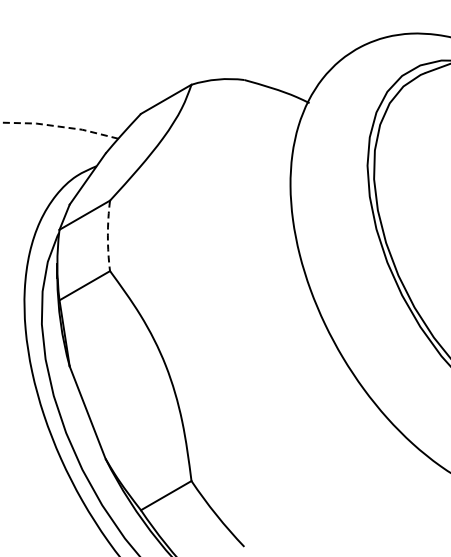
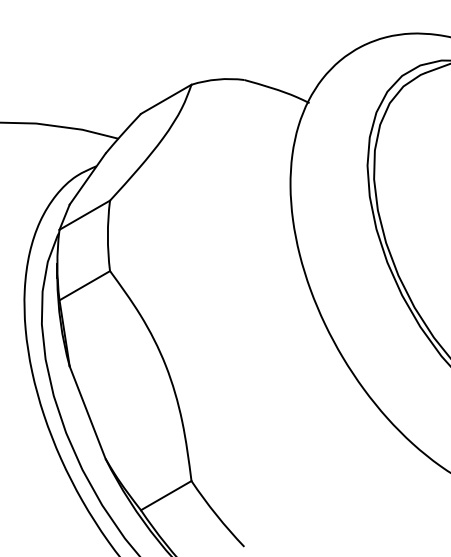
line: dashed -> solid (59, 126)
arc: dashed -> solid (107, 235)
